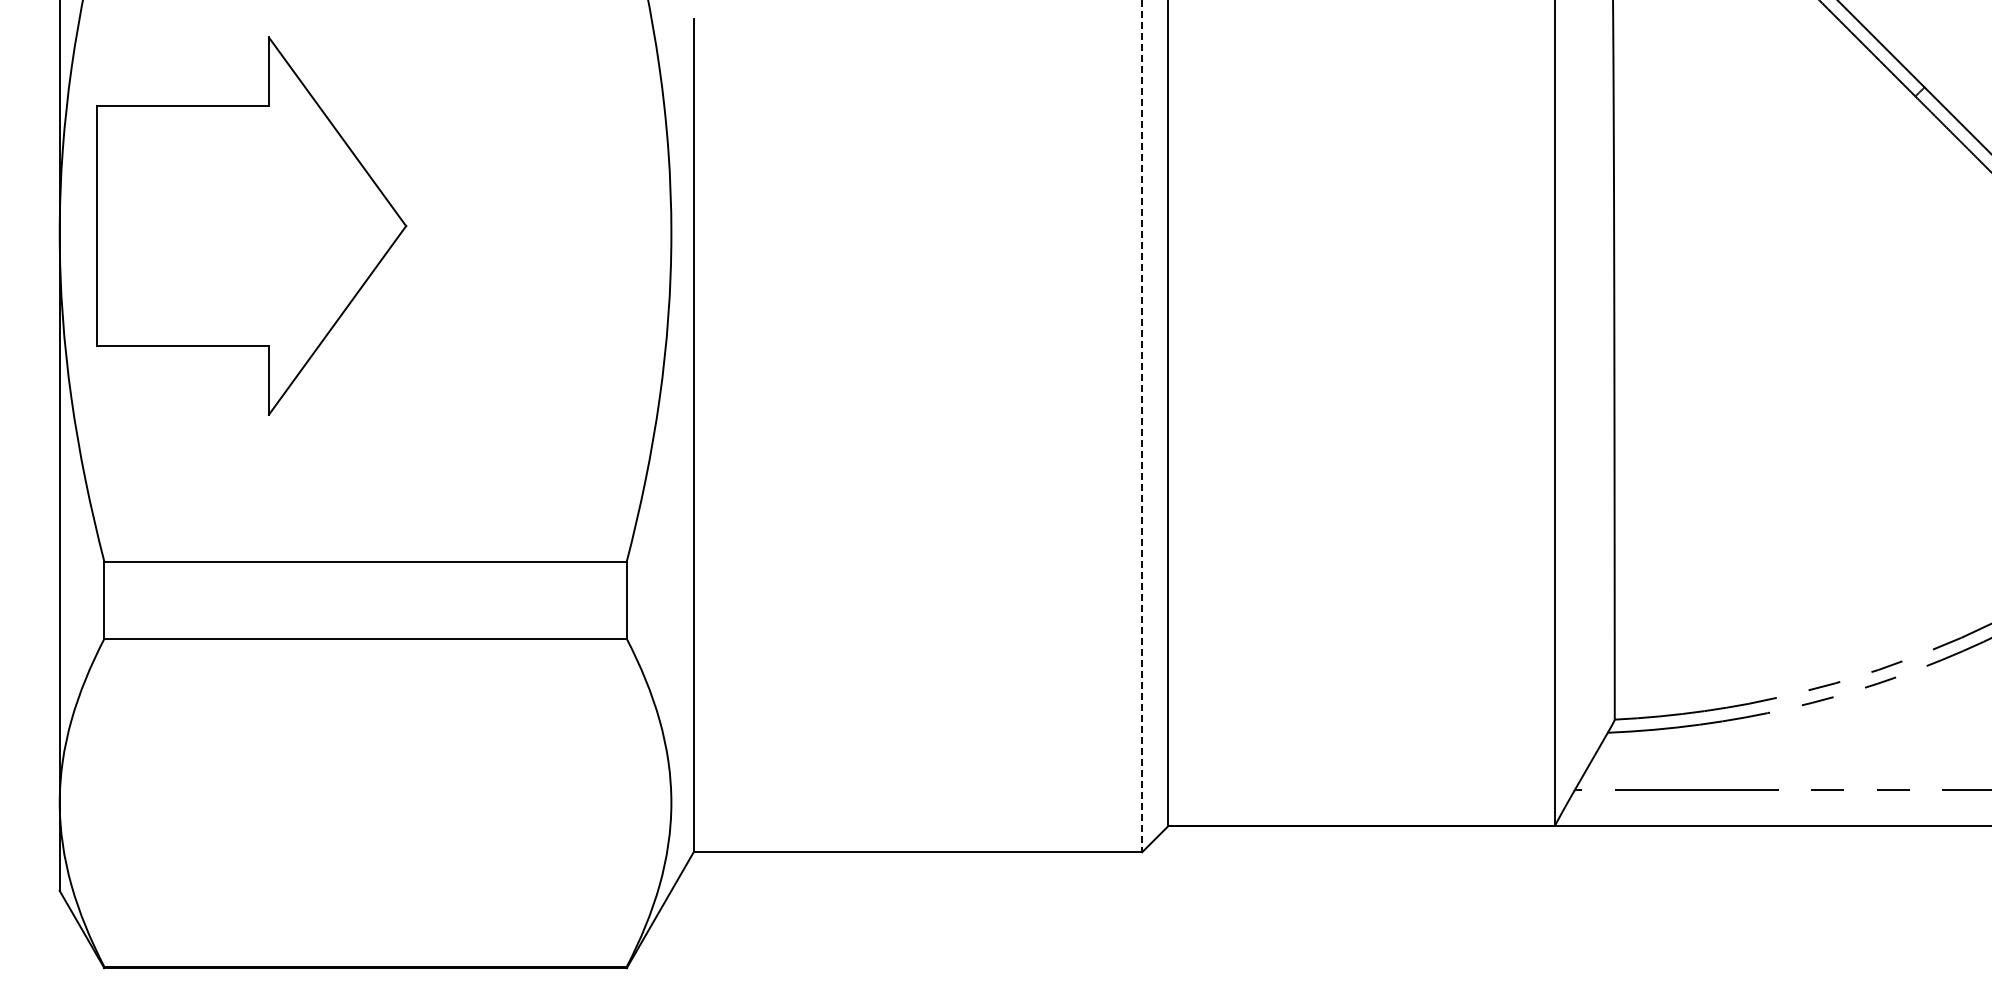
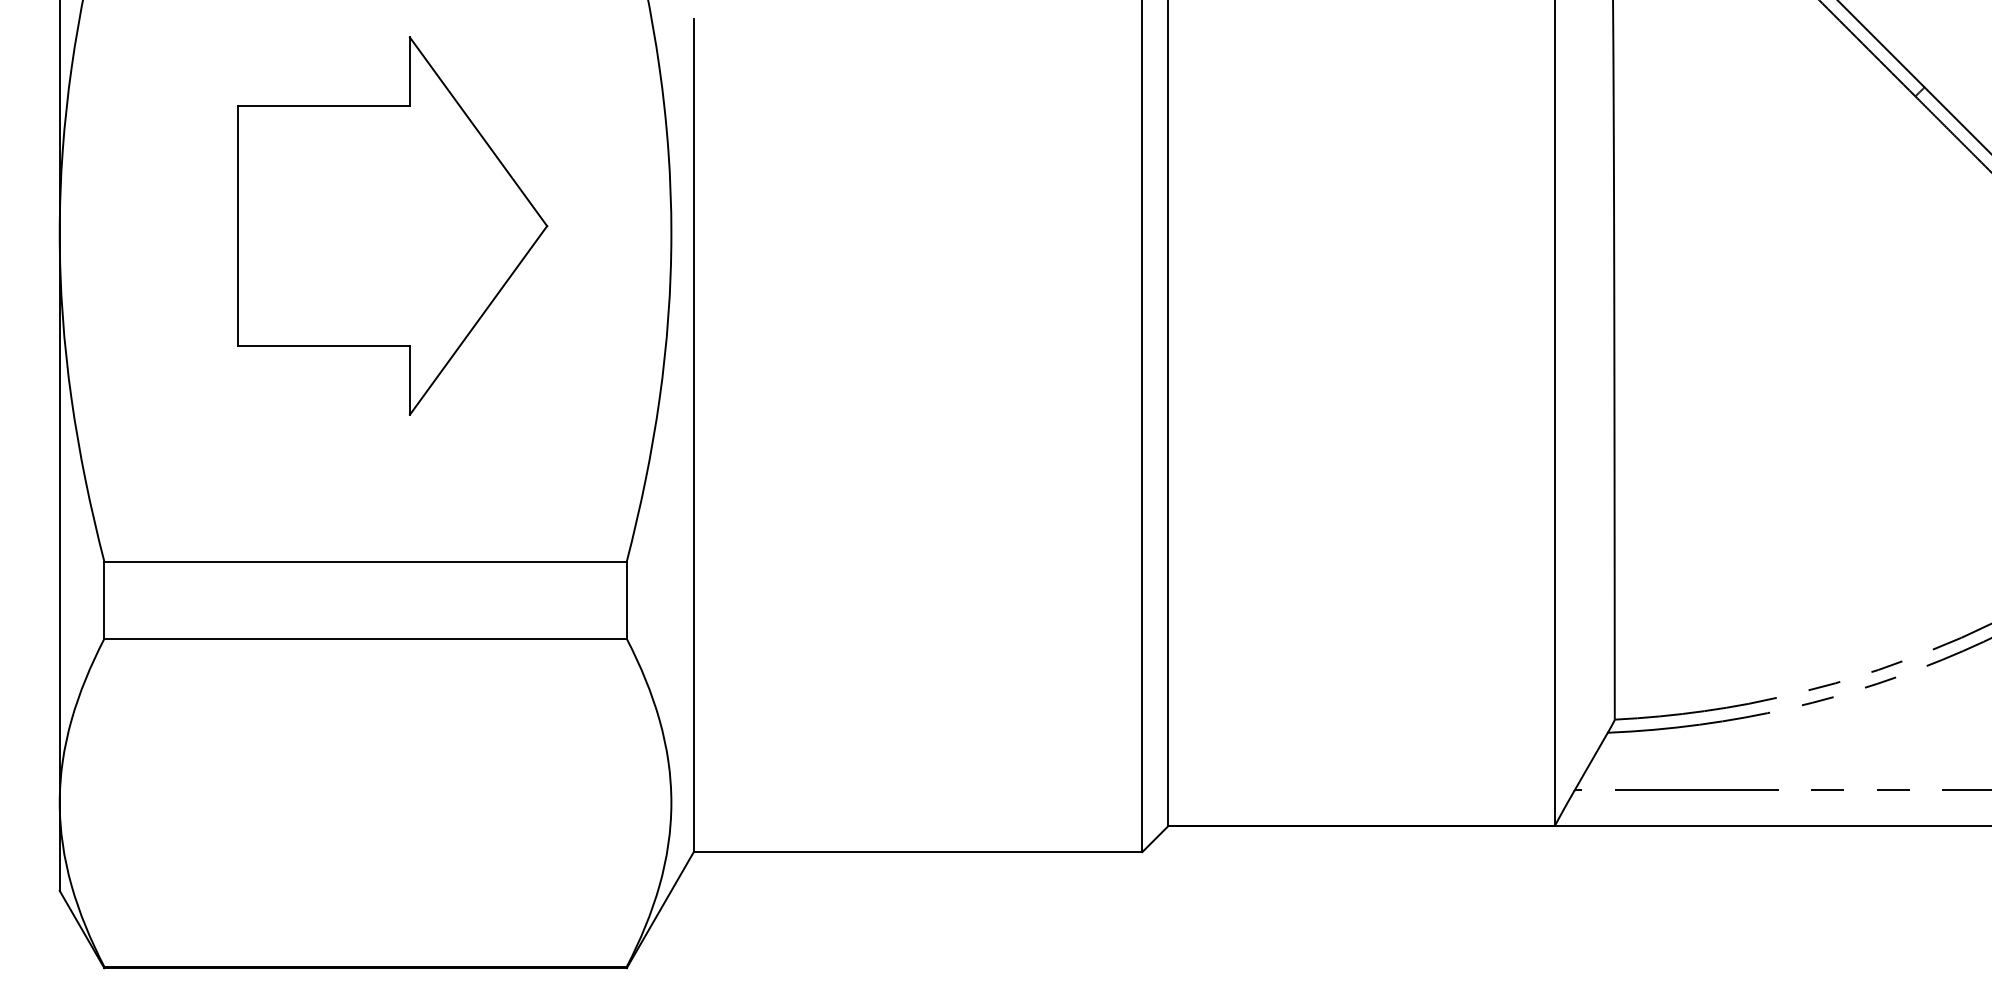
part position: (251, 225) -> (392, 225) (392, 225)
line: dashed -> solid (1142, 426)
